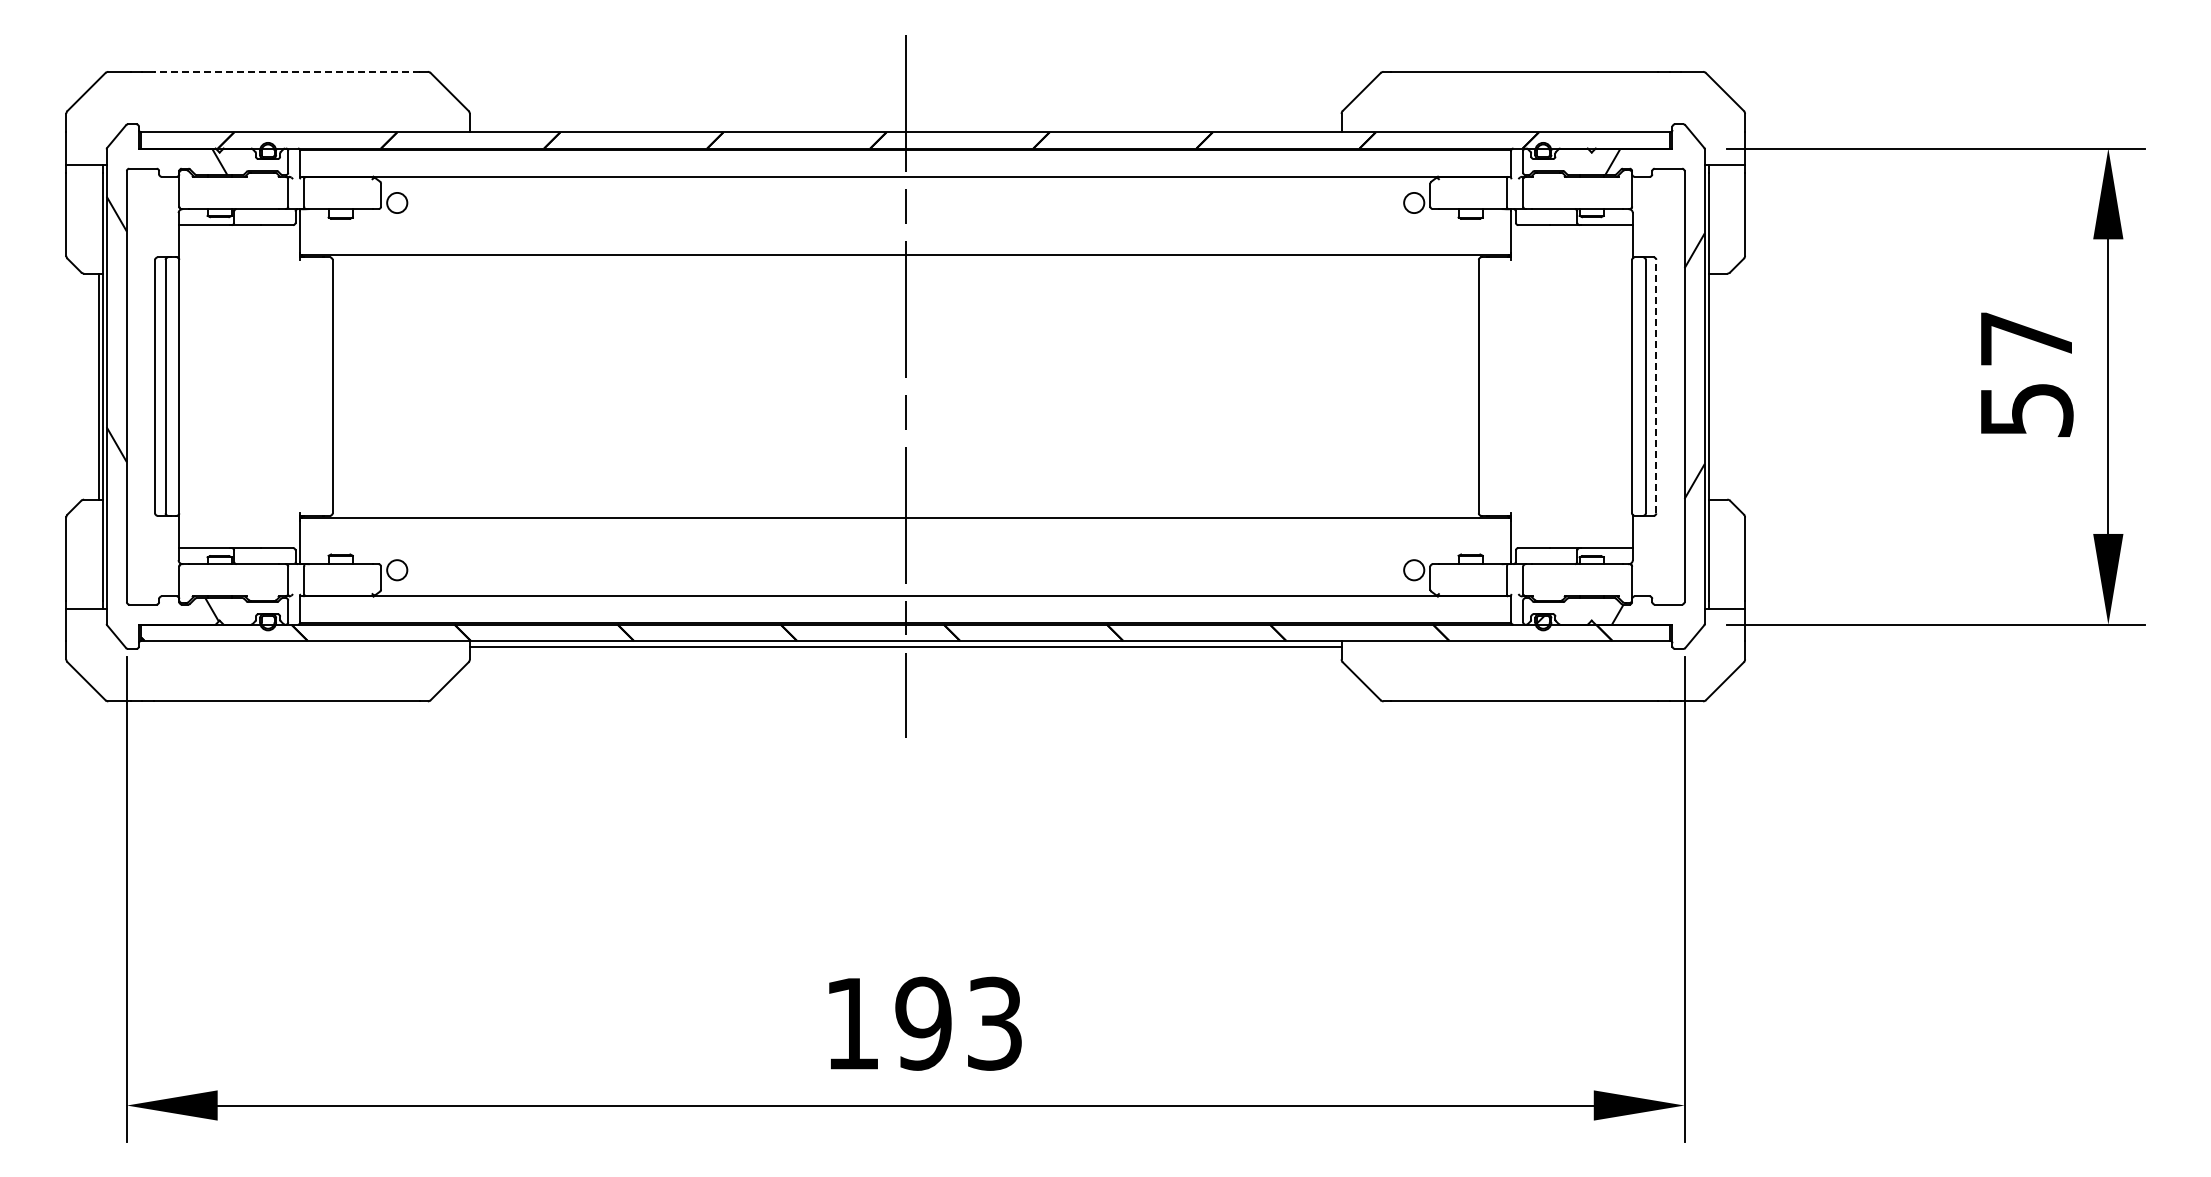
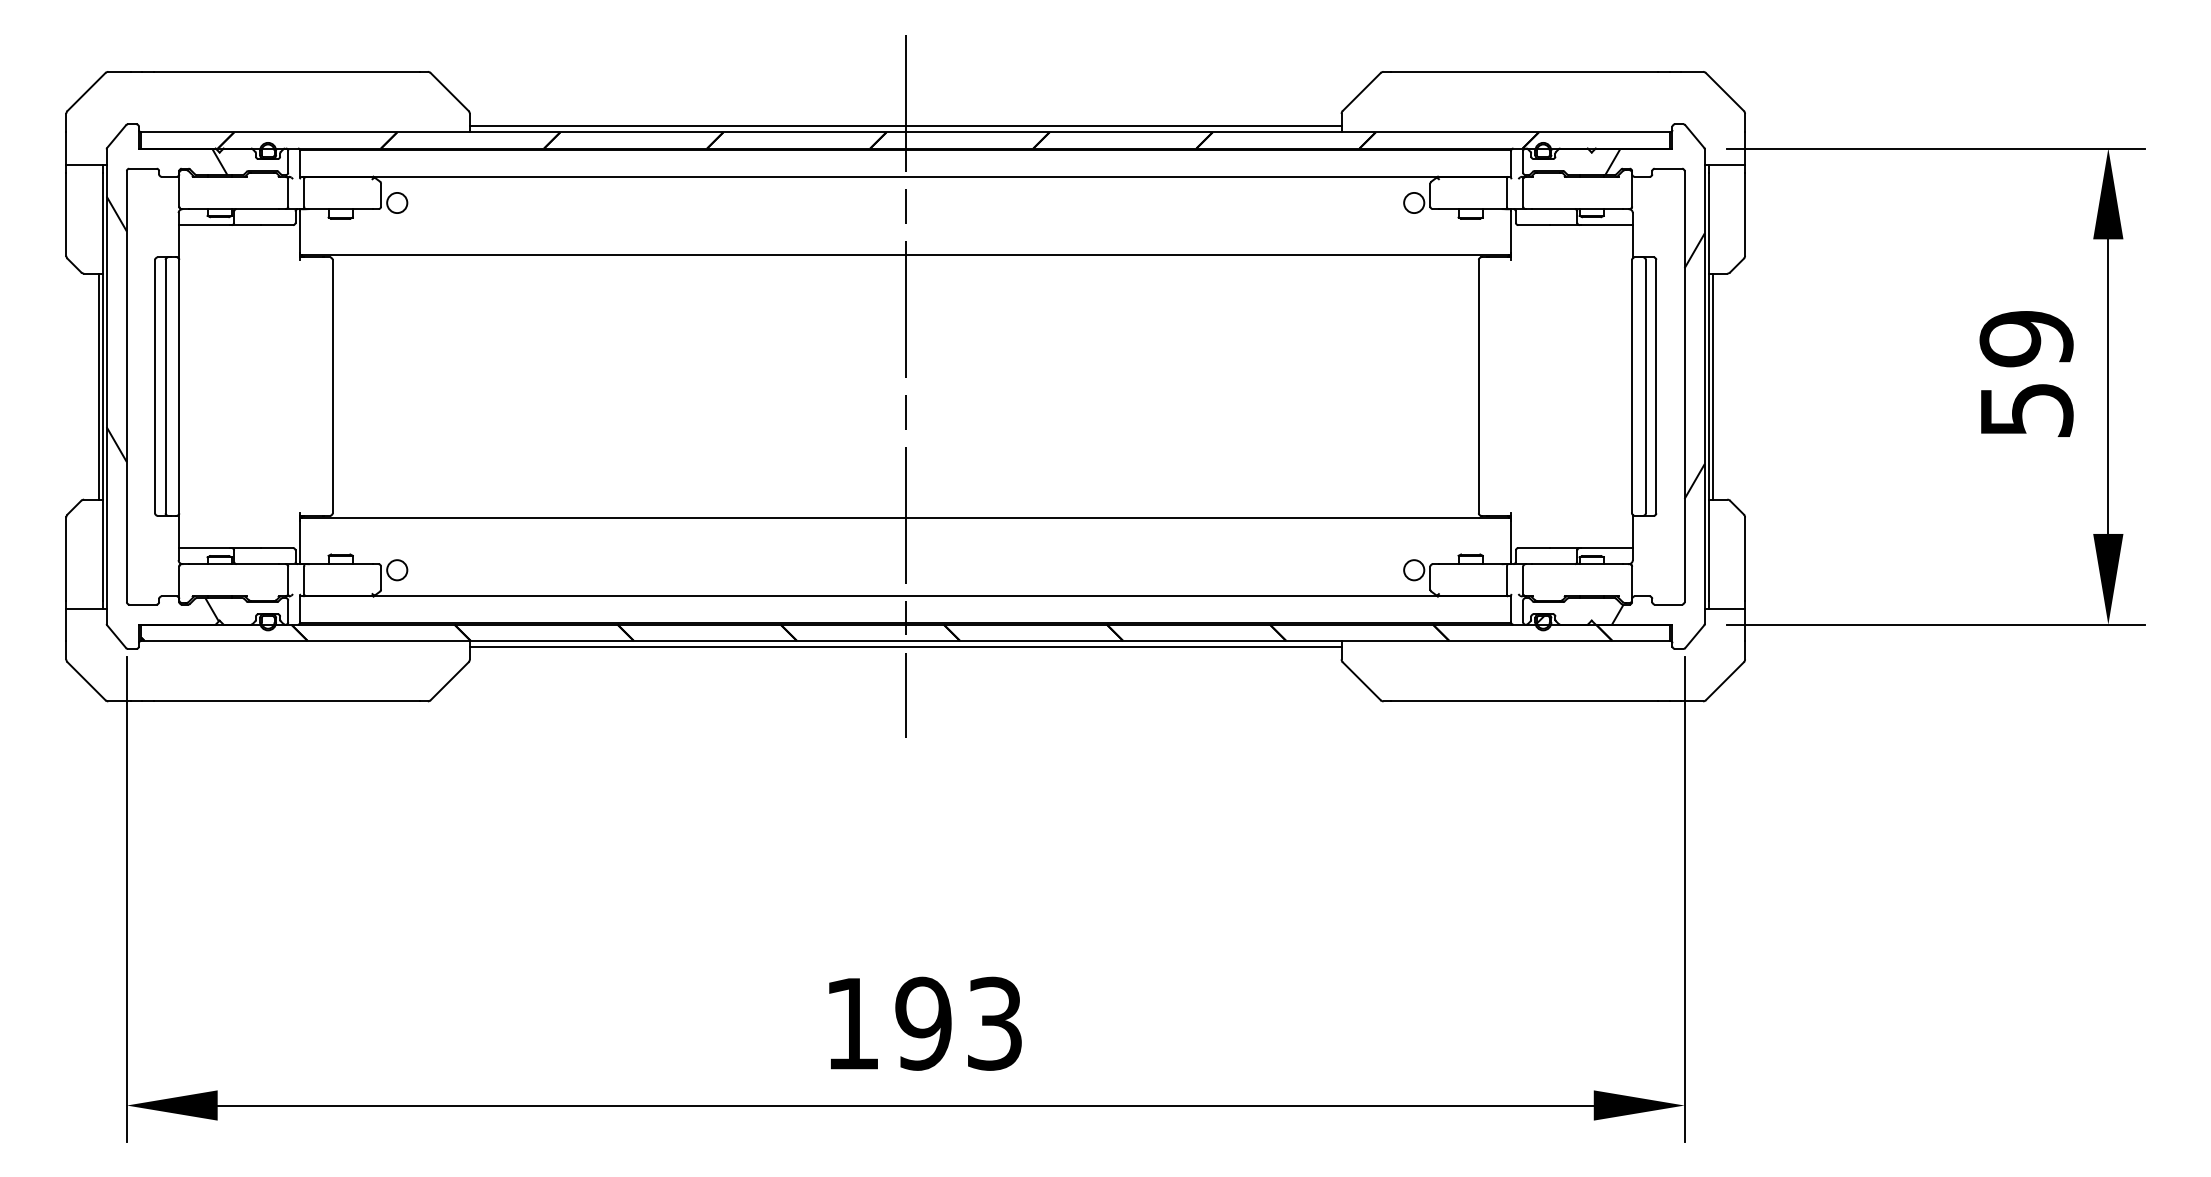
line: dashed -> solid (286, 71)
line: none -> present (905, 125)
text: 57 -> 59 (2026, 339)
line: dashed -> solid (1656, 386)
line: none -> present (1712, 386)
